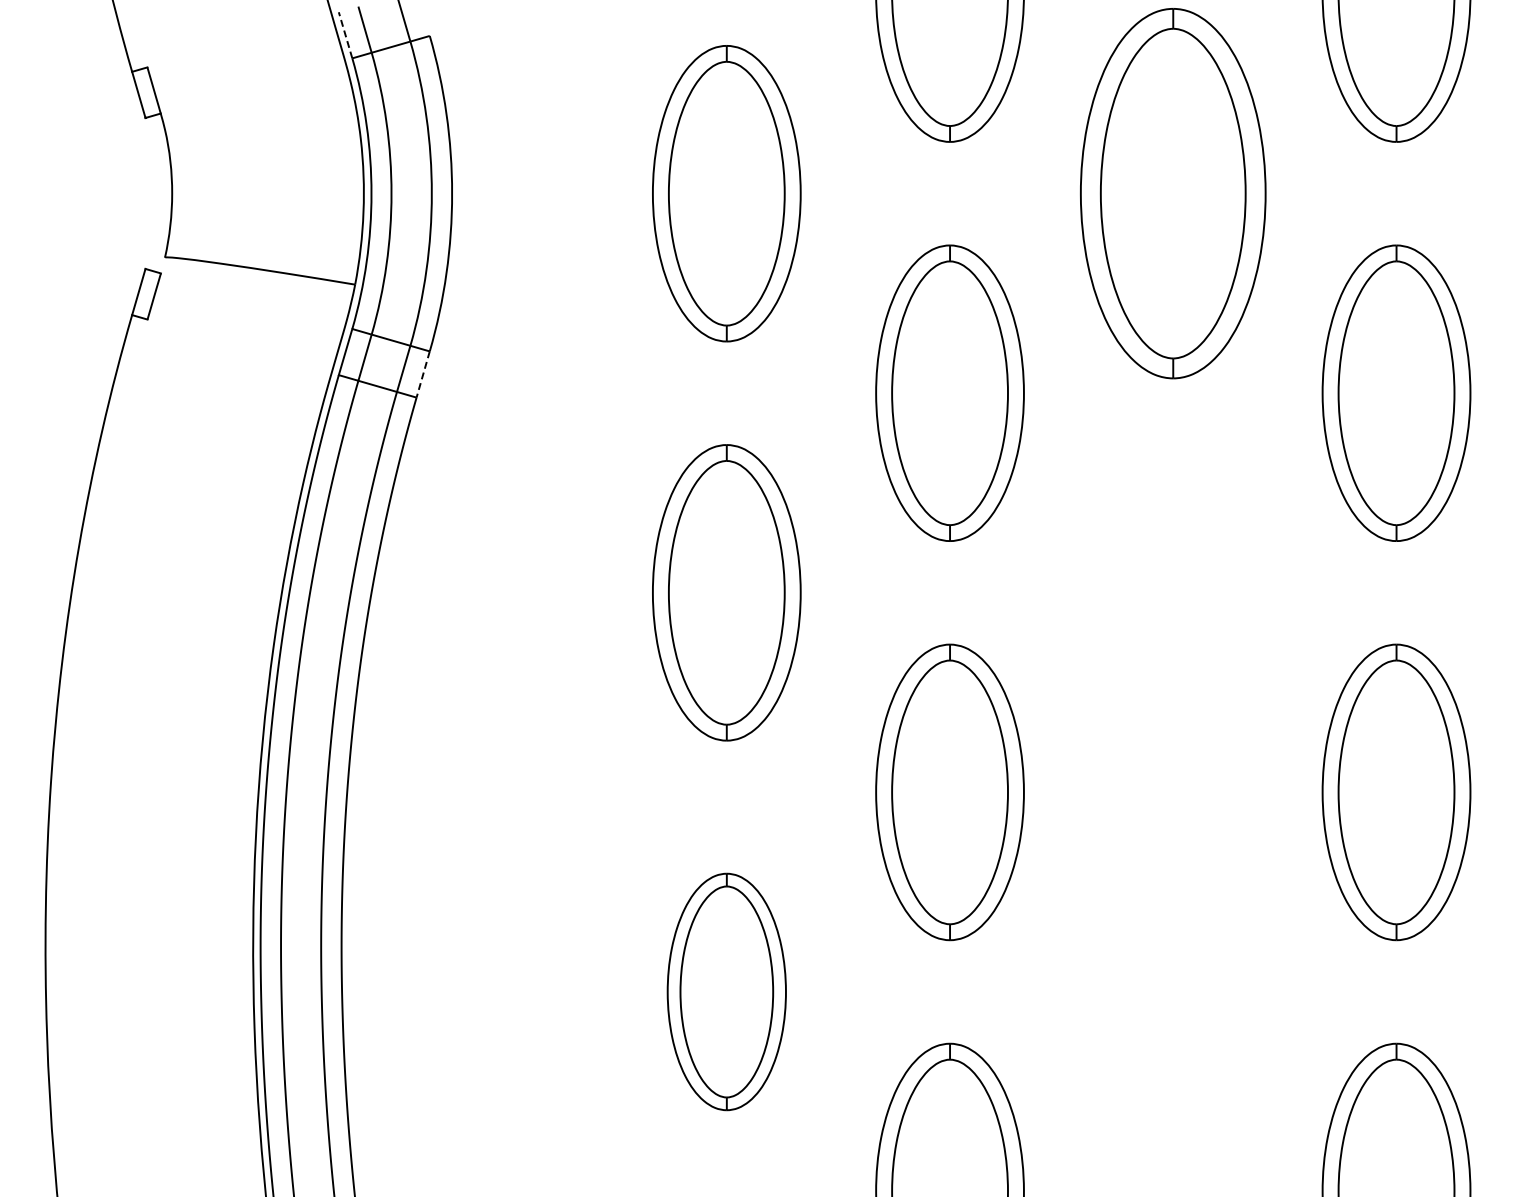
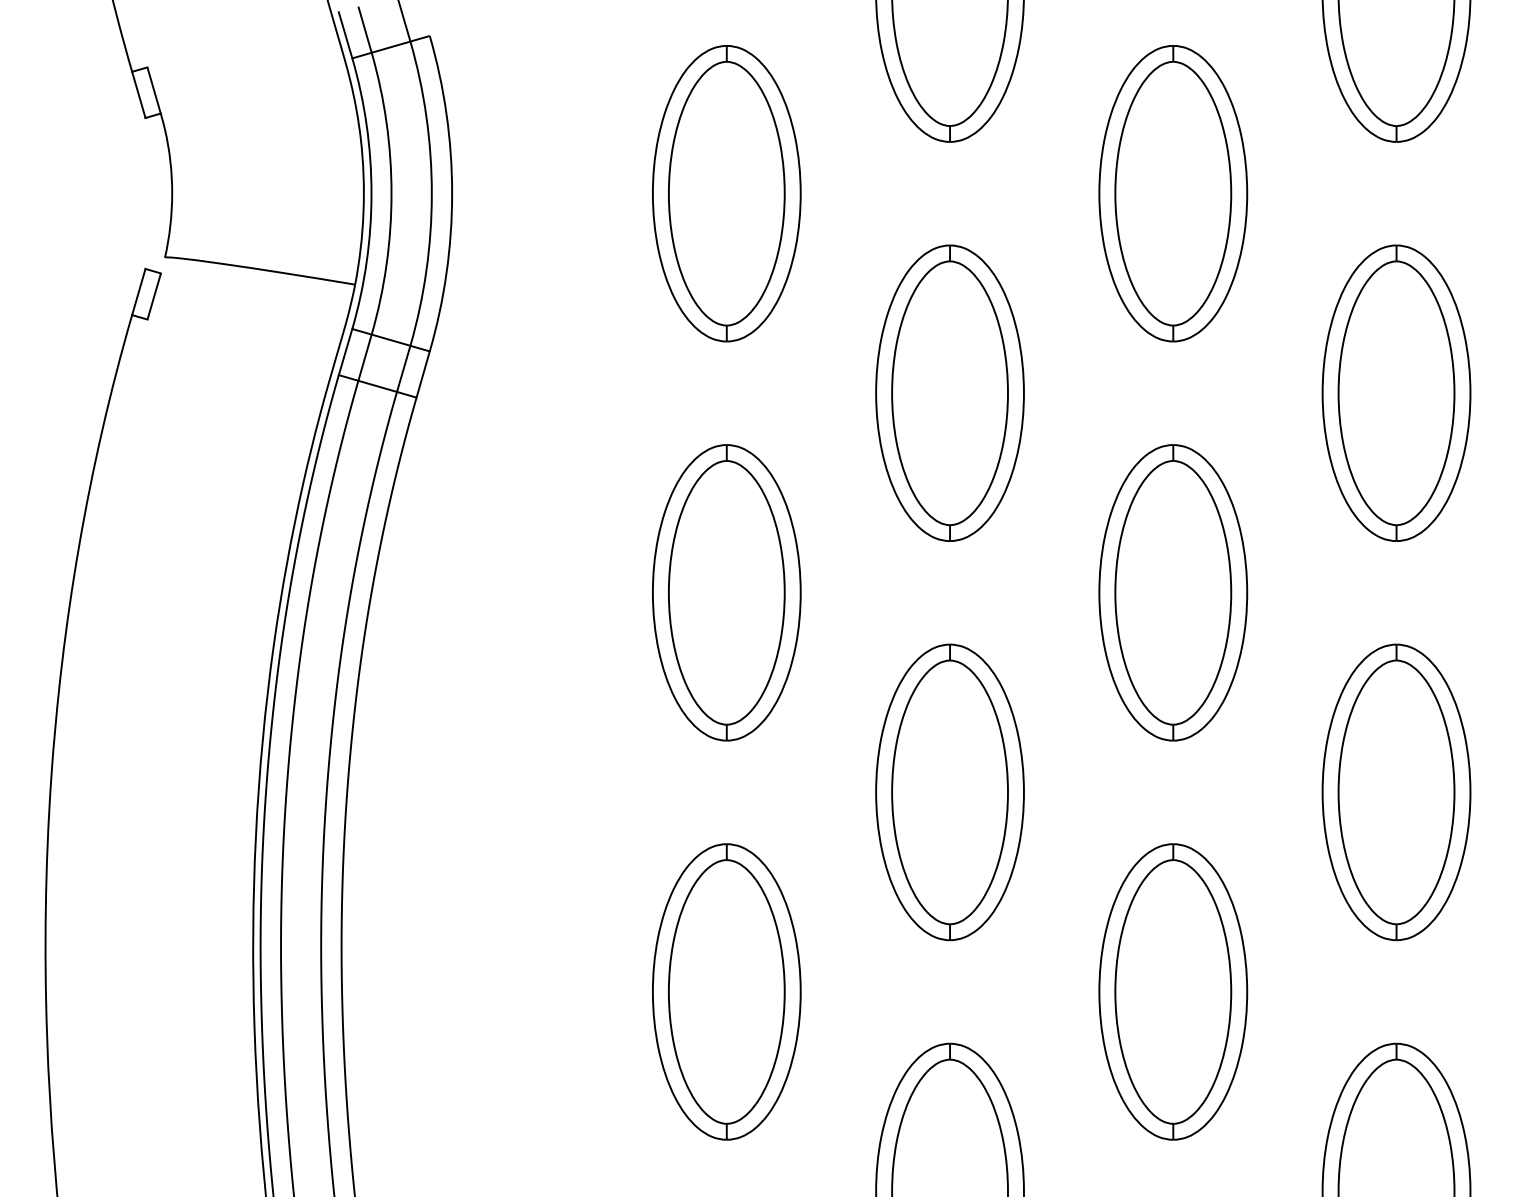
line: dashed -> solid (345, 34)
part size: 187x372 px -> 151x298 px (1173, 193)
line: dashed -> solid (423, 374)
part: none -> present (1173, 592)
part size: 121x240 px -> 150x298 px (726, 991)
part: none -> present (1173, 991)
